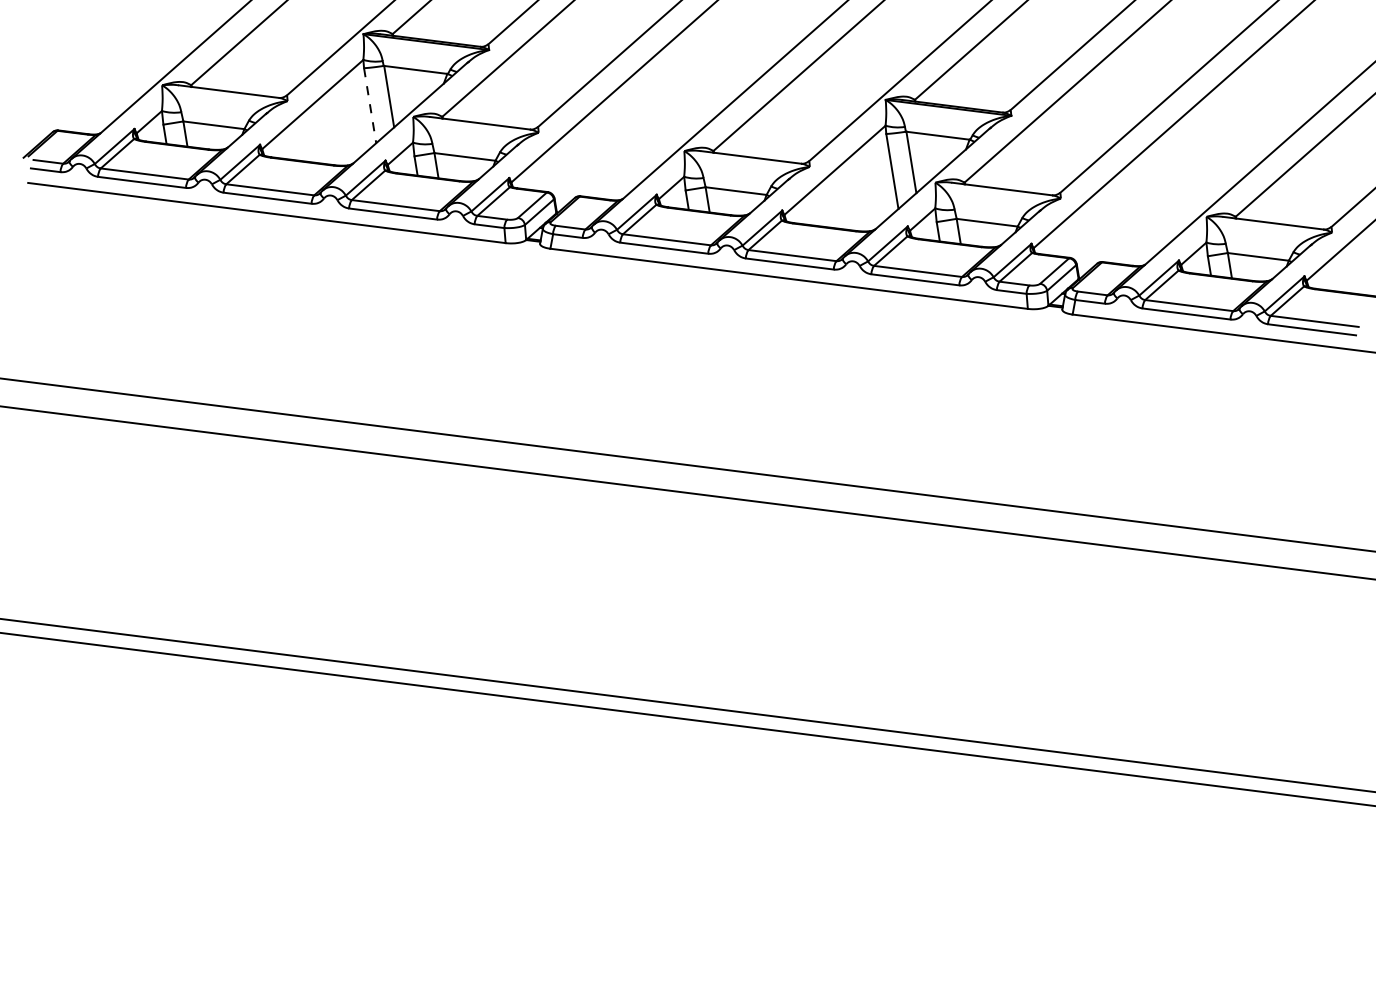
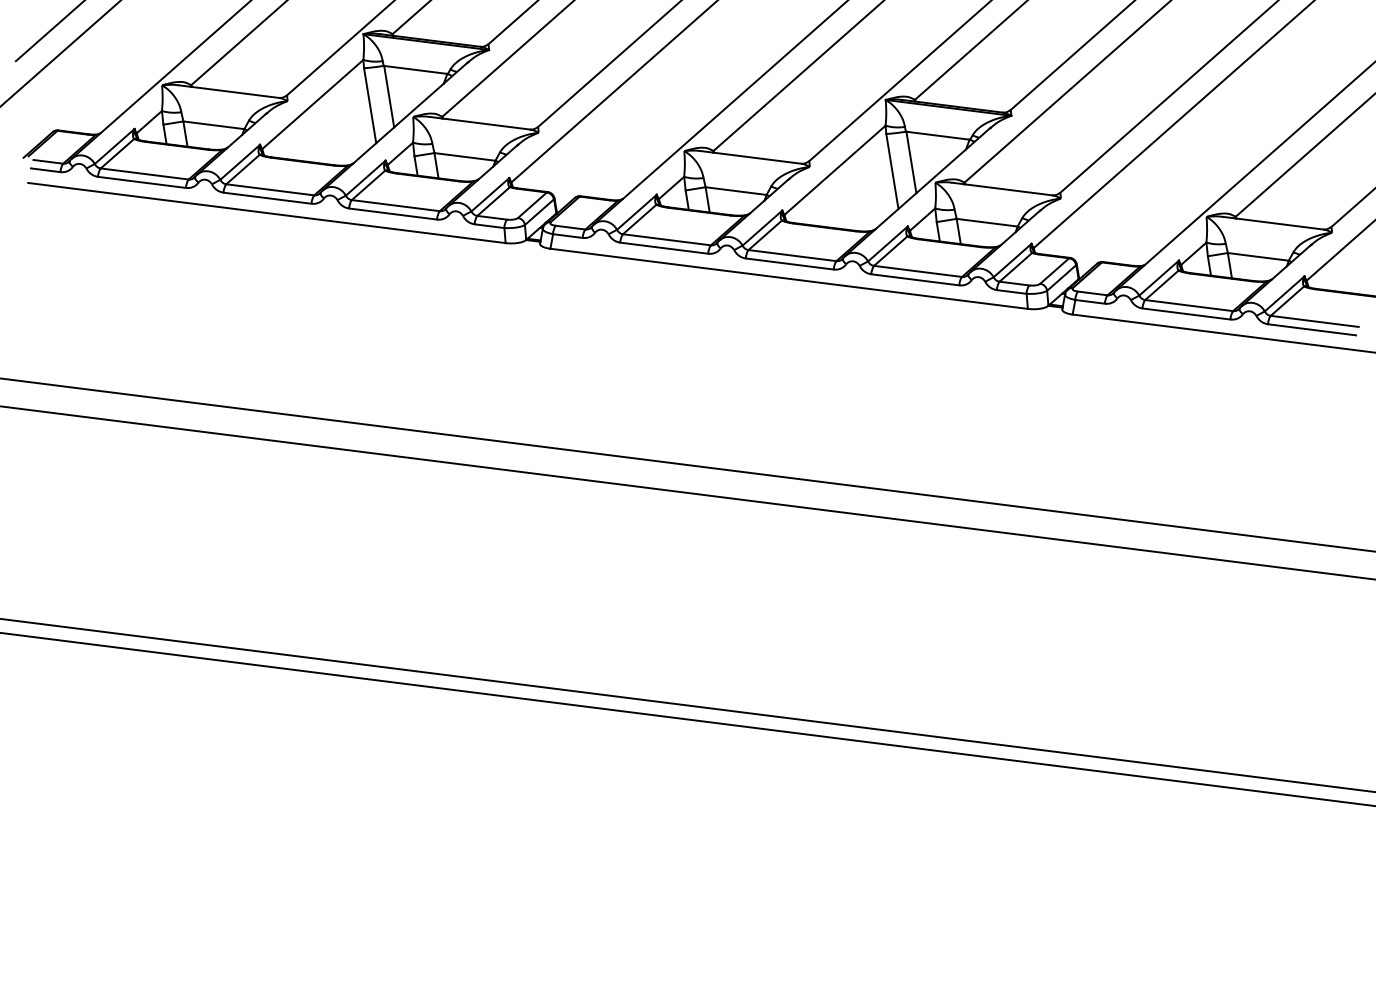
line: none -> present (48, 31)
line: none -> present (60, 53)
line: dashed -> solid (370, 106)
